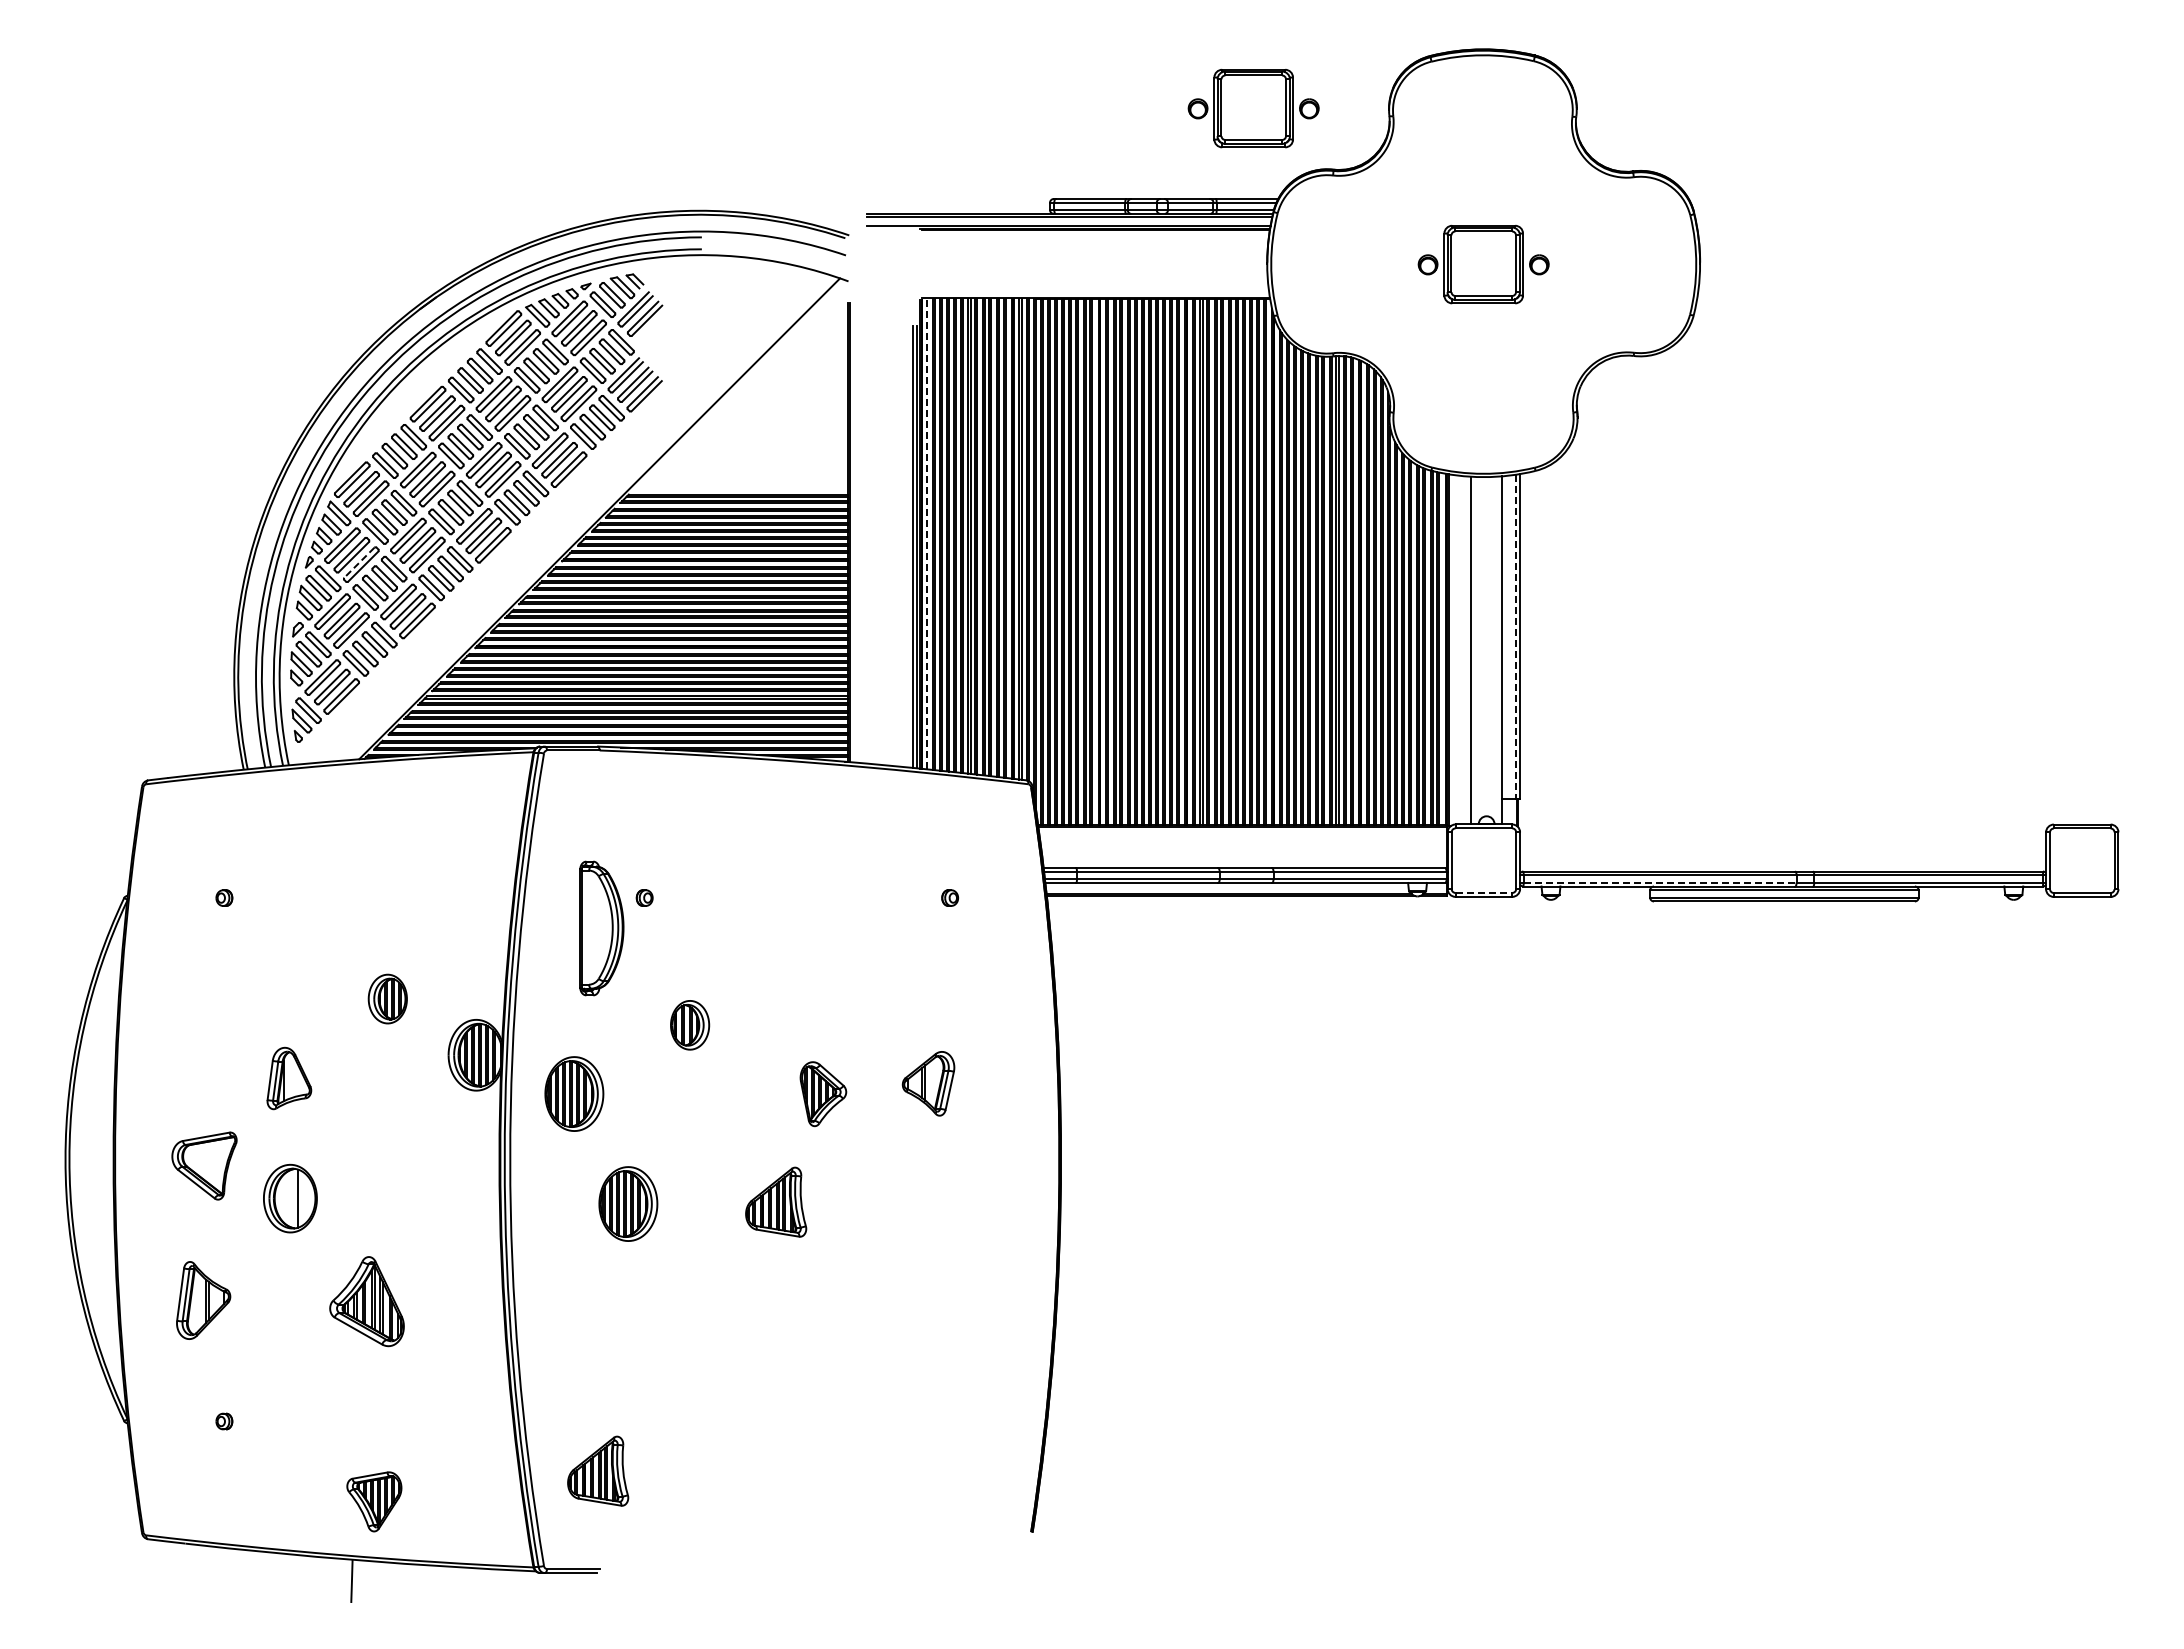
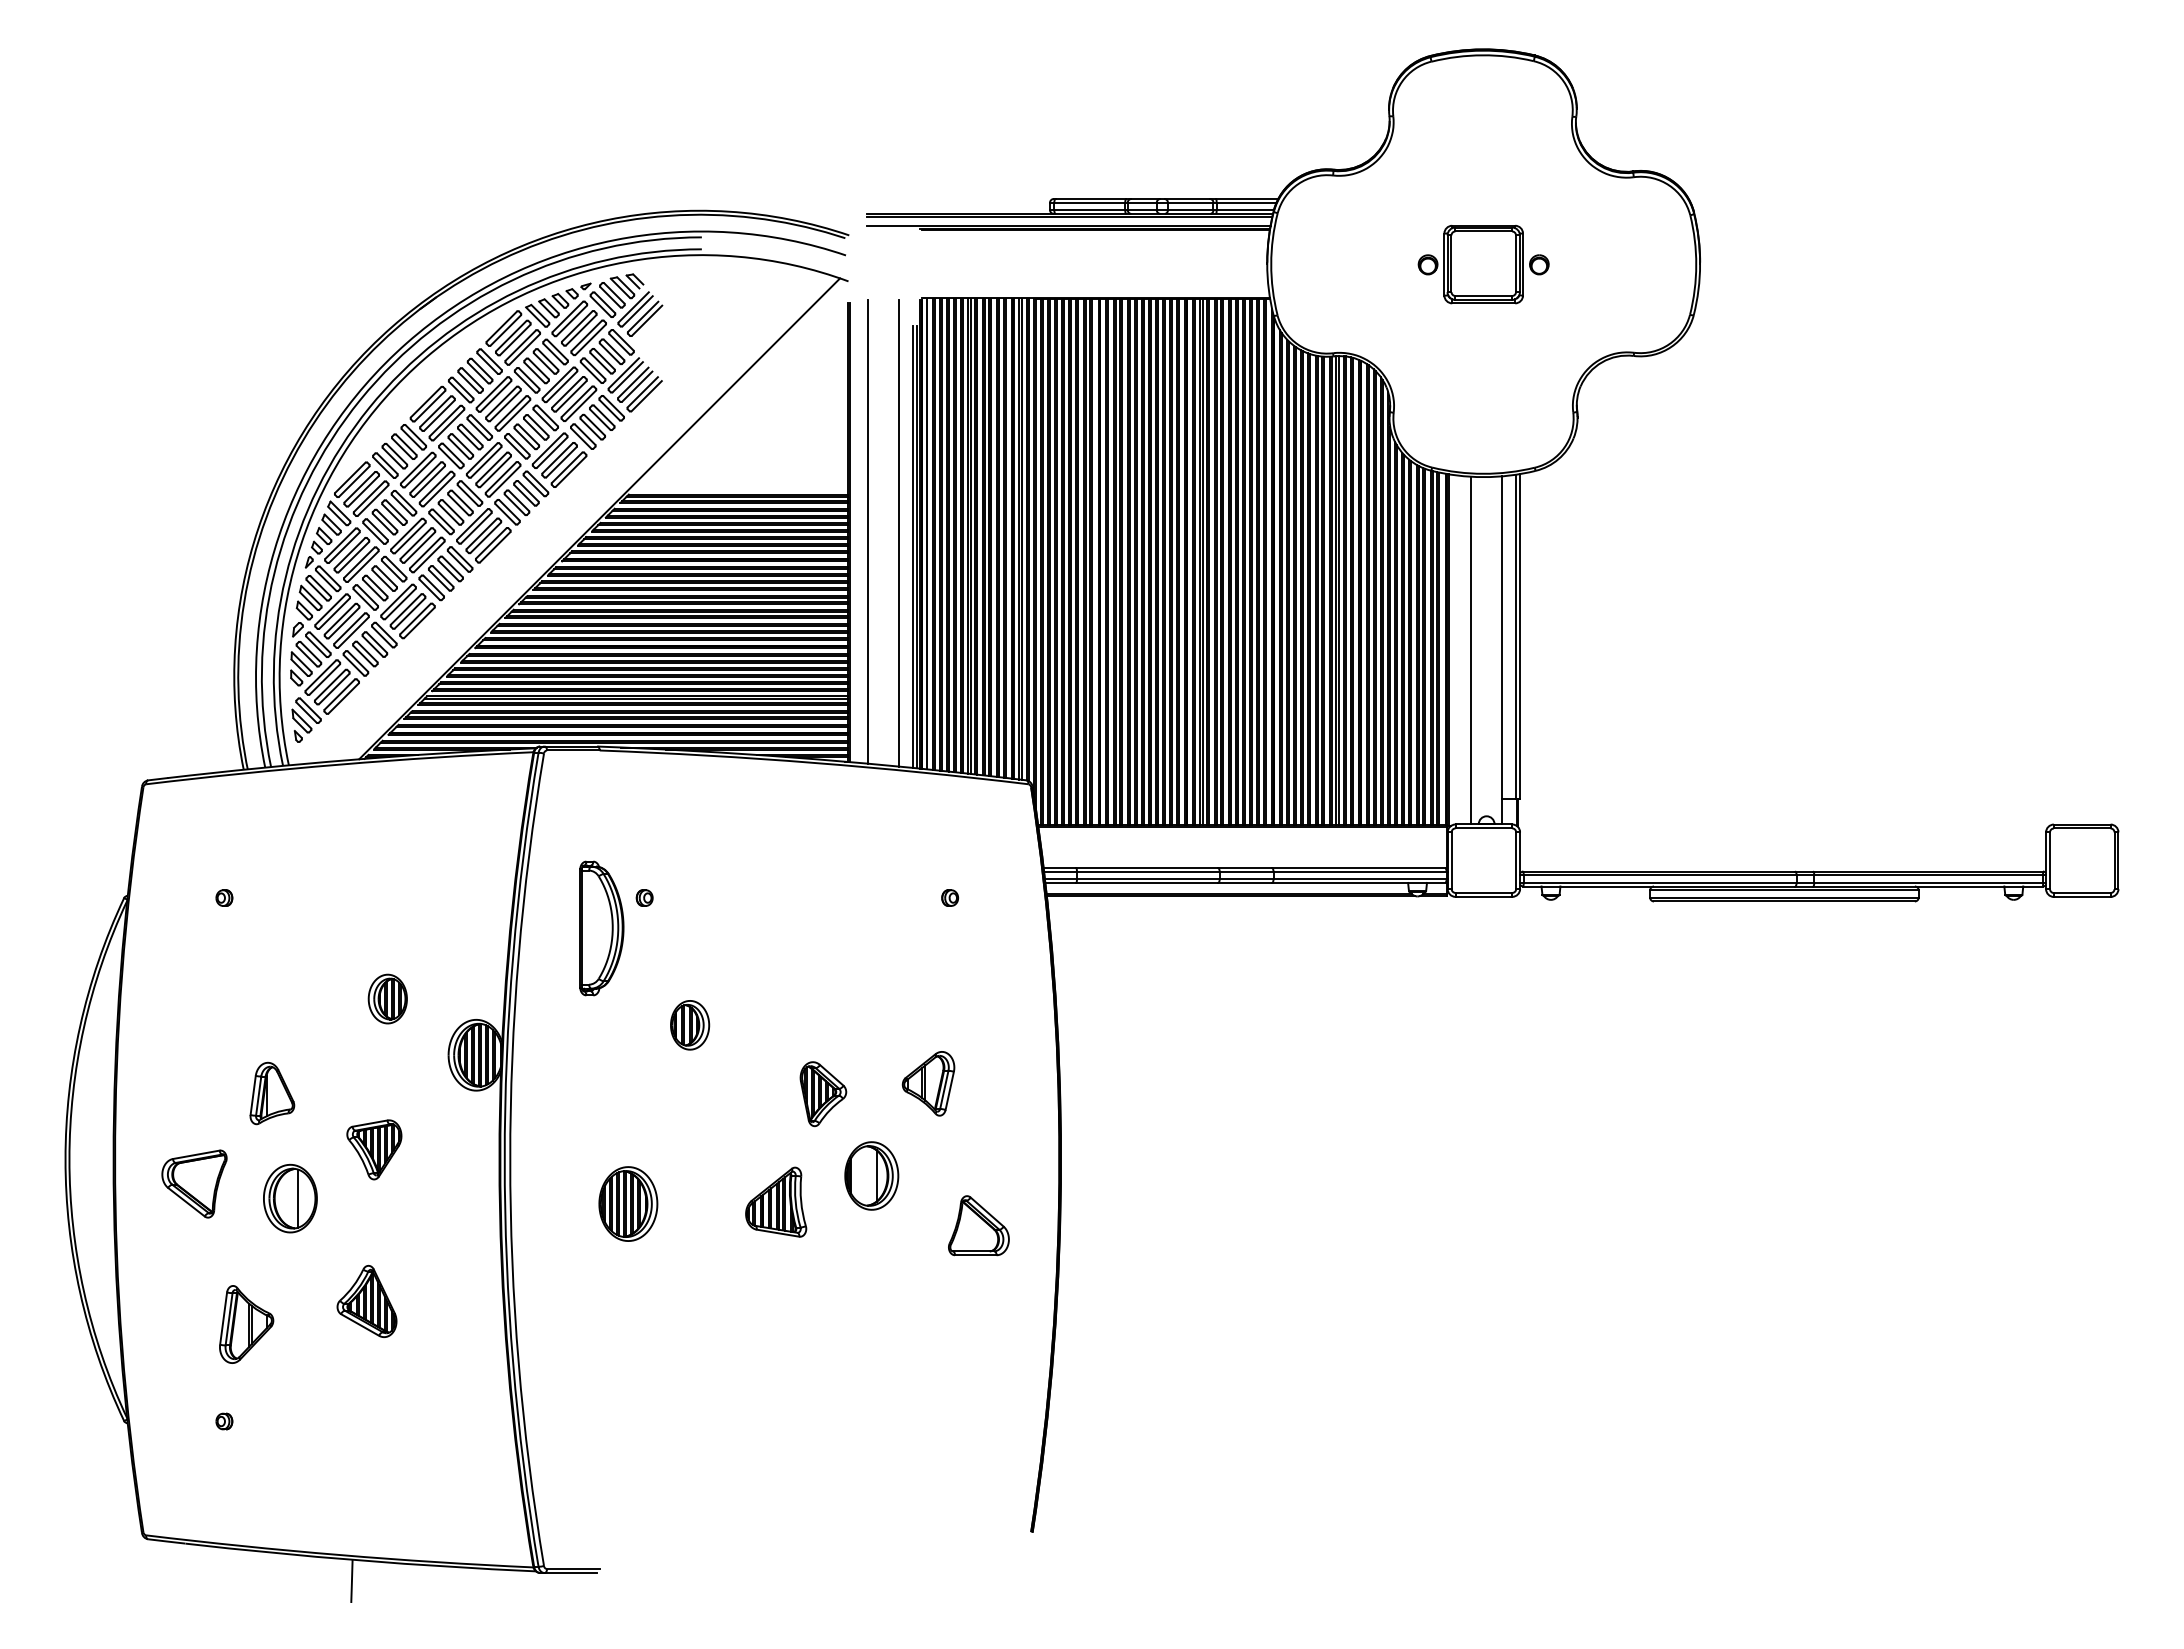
part: present -> none (1253, 108)
line: none -> present (867, 531)
line: none -> present (899, 533)
line: dashed -> solid (926, 534)
line: dashed -> solid (359, 563)
line: dashed -> solid (1515, 637)
line: dashed -> solid (1660, 882)
line: dashed -> solid (1484, 892)
part position: (289, 1078) -> (272, 1093) (272, 1093)
part: present -> none (574, 1093)
part position: (204, 1165) -> (194, 1183) (194, 1183)
part: none -> present (871, 1175)
part: none -> present (978, 1225)
part position: (203, 1300) -> (246, 1324) (246, 1324)
part size: 76x92 px -> 62x74 px (366, 1300)
part: present -> none (598, 1470)
part position: (374, 1501) -> (374, 1149) (374, 1149)
